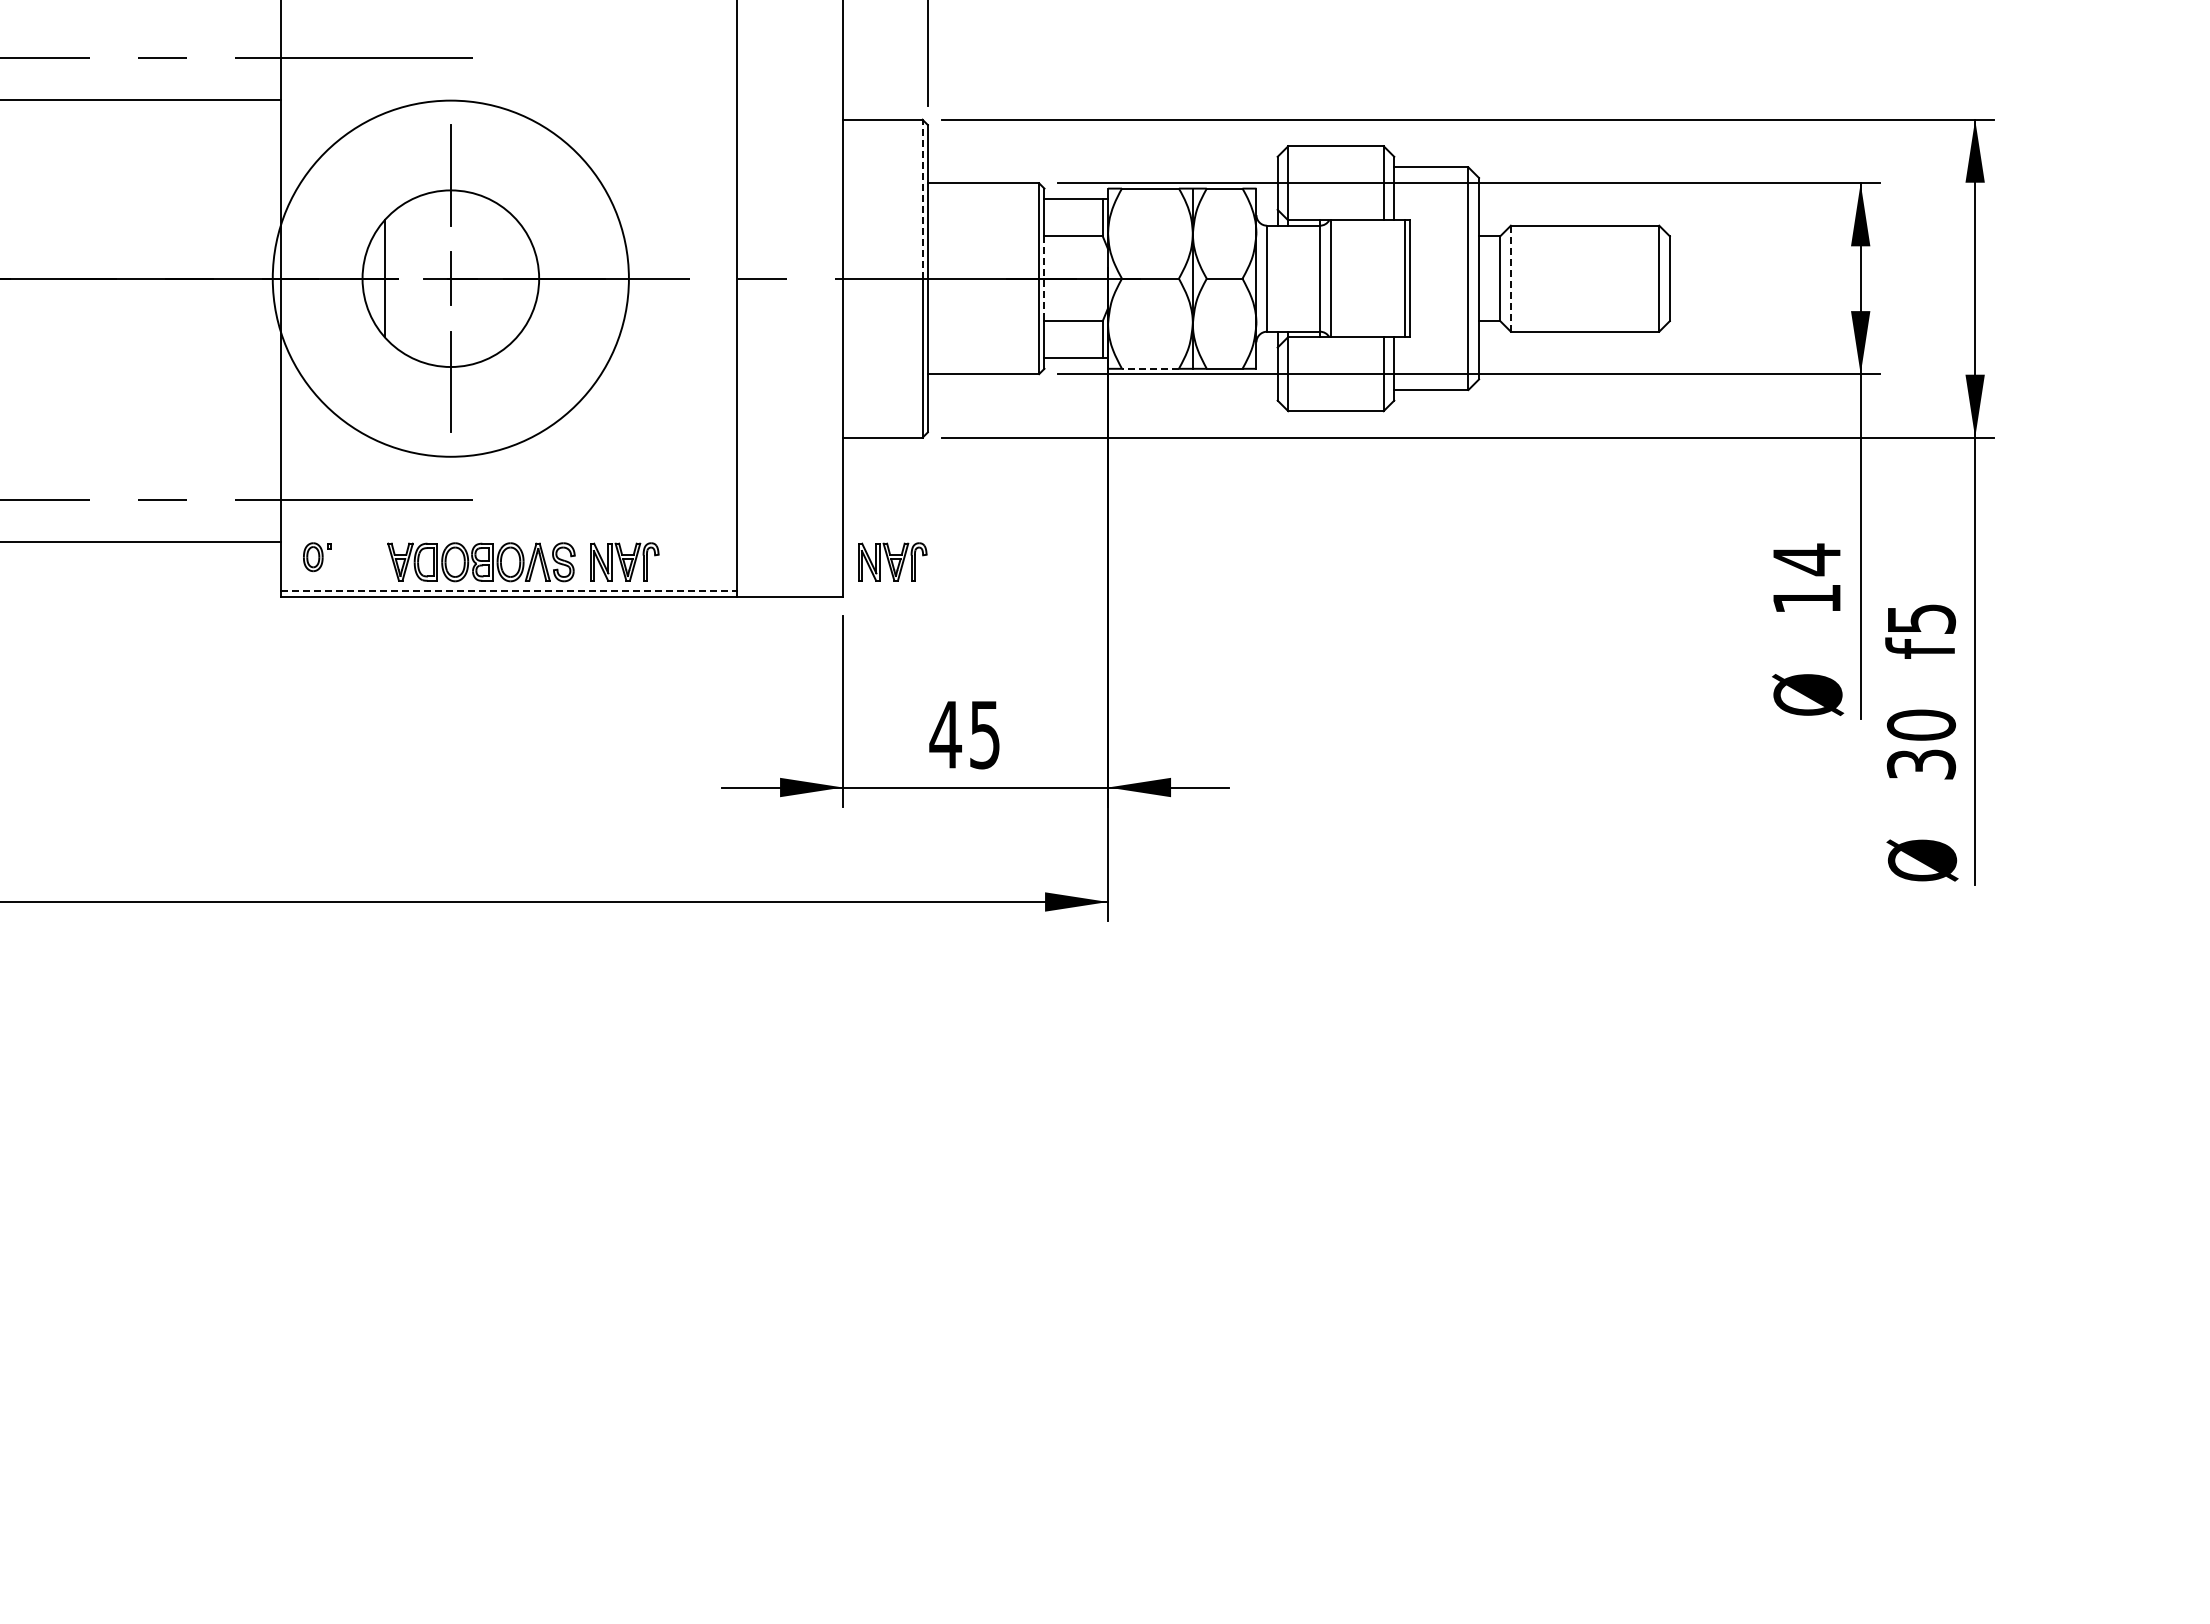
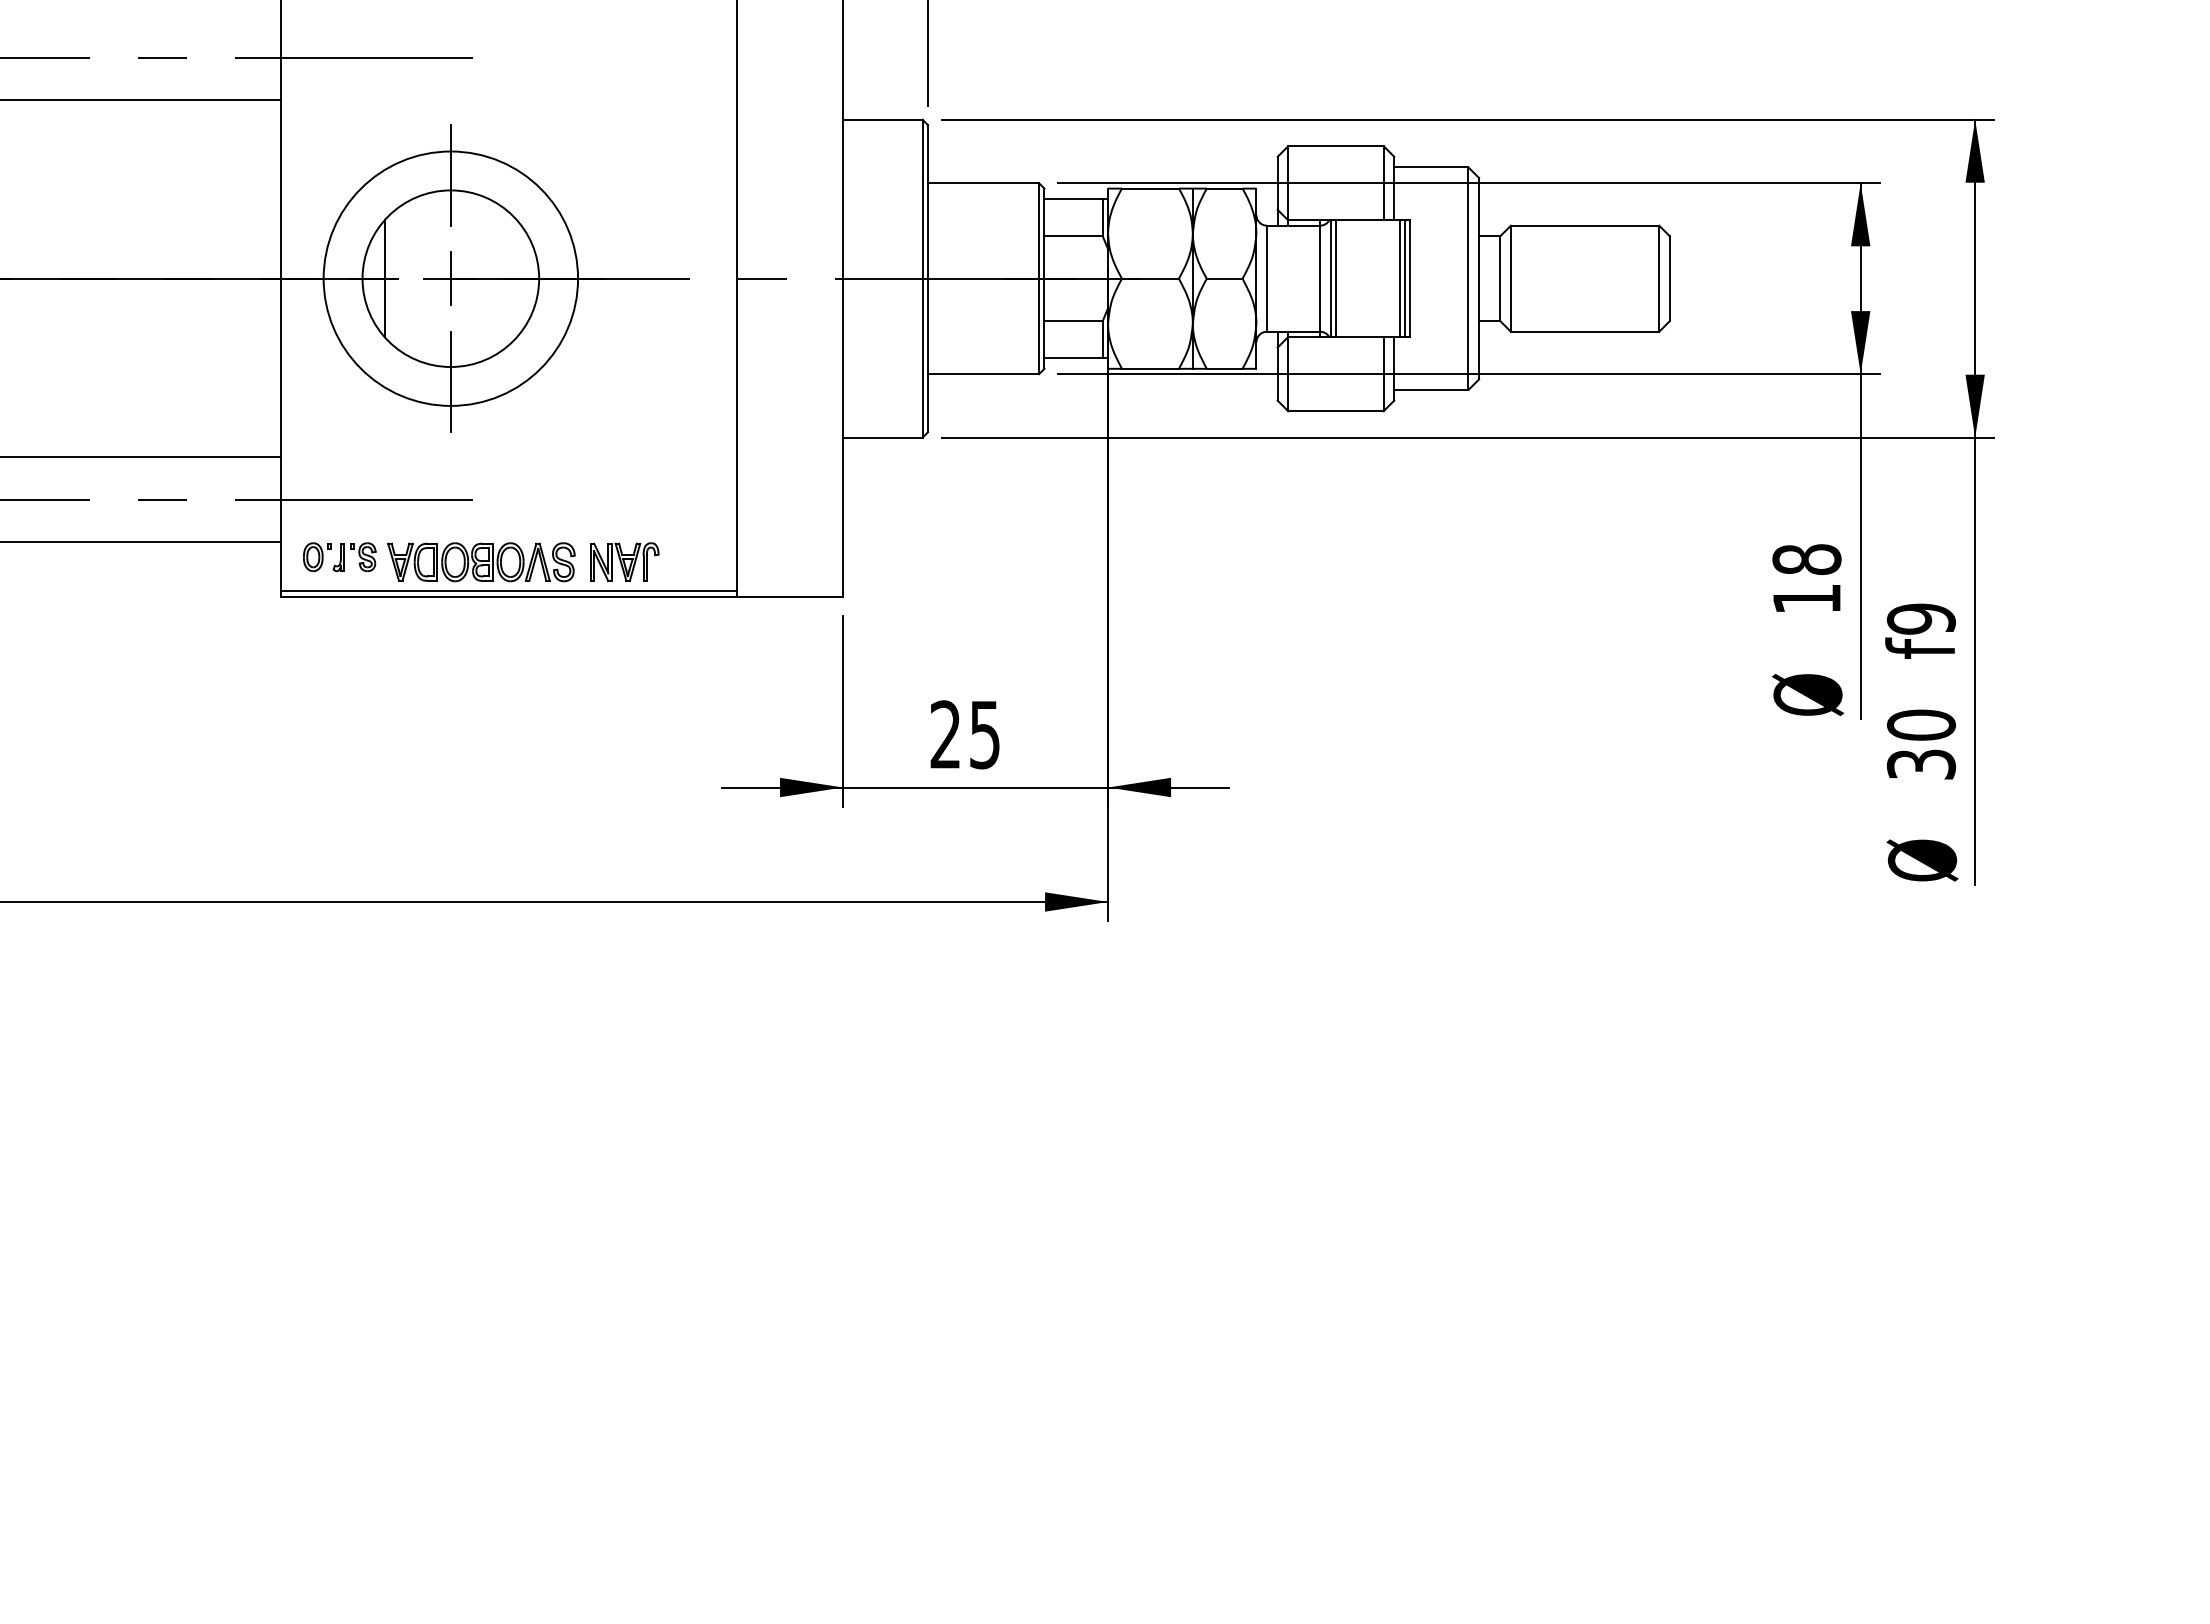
line: dashed -> solid (922, 199)
circle diameter: 356 px -> 254 px (450, 278)
line: none -> present (1335, 278)
line: none -> present (1399, 278)
line: dashed -> solid (1044, 279)
line: dashed -> solid (1510, 279)
line: dashed -> solid (1149, 368)
line: none -> present (141, 457)
part: none -> present (354, 557)
text: 14 -> 18 (1806, 559)
part: present -> none (892, 561)
line: dashed -> solid (509, 591)
text: f5 -> f9 (1920, 618)
text: 45 -> 25 (945, 734)
